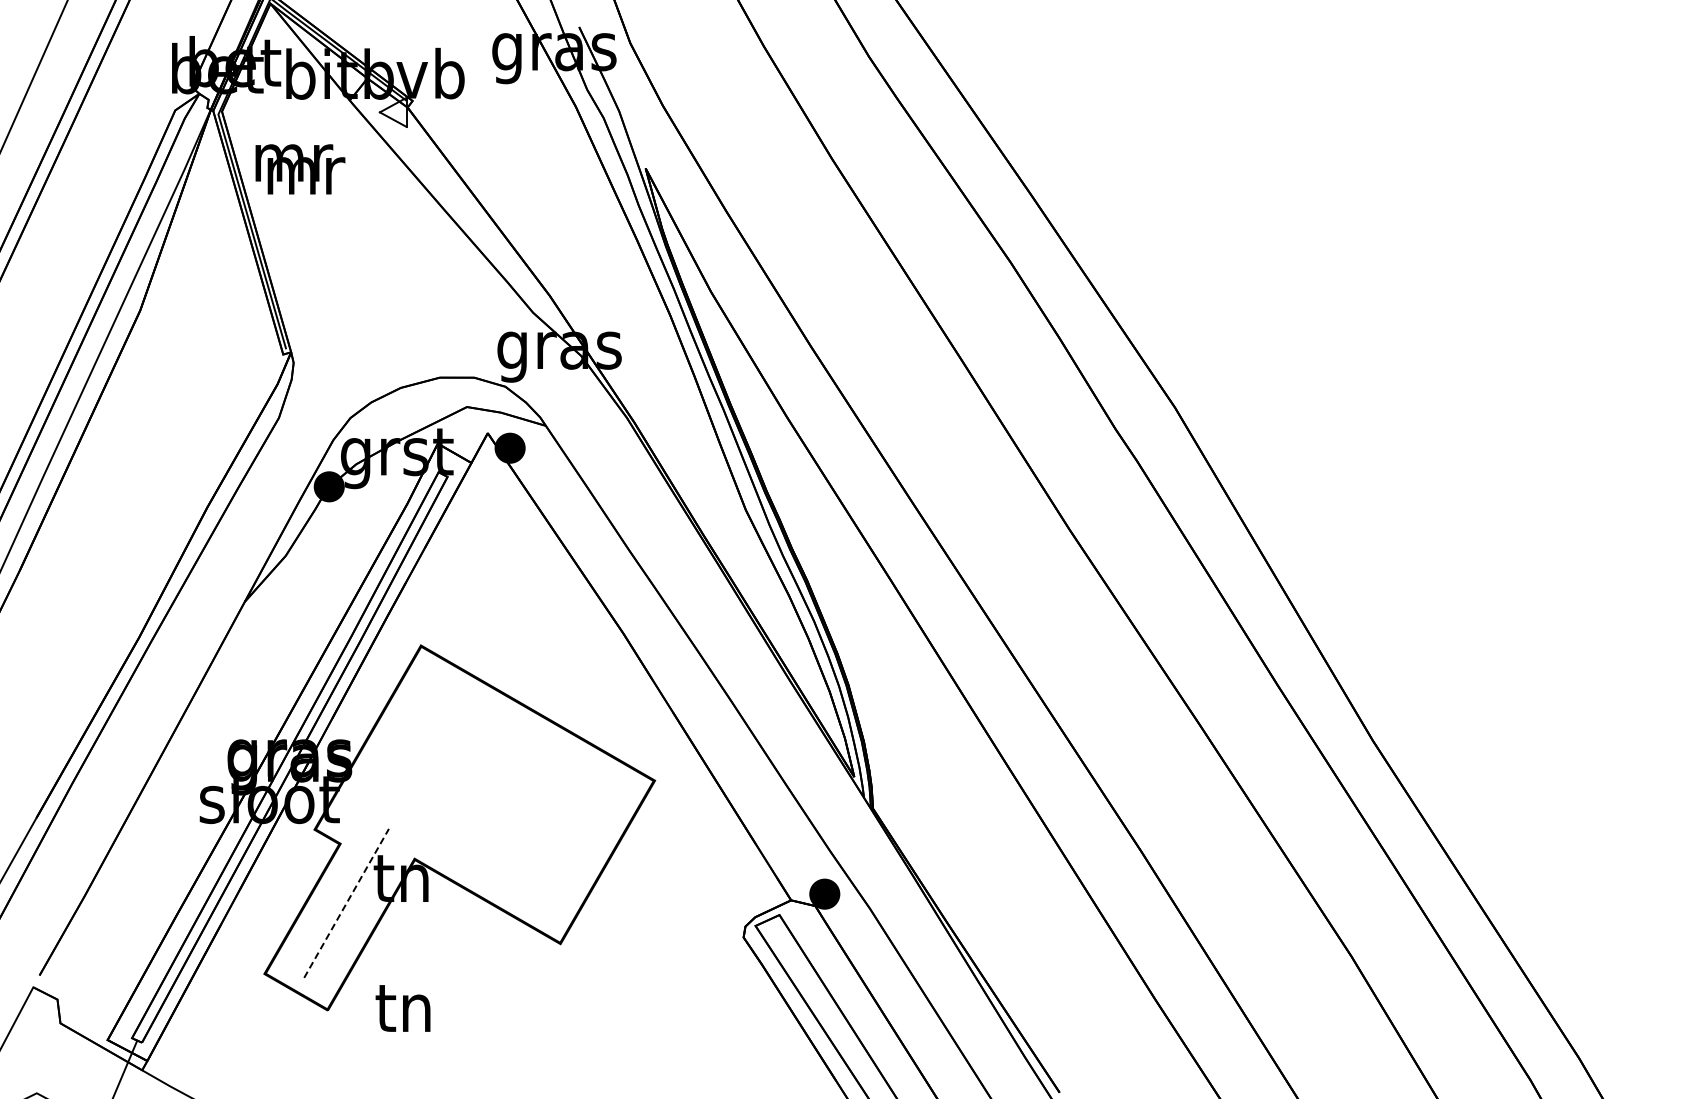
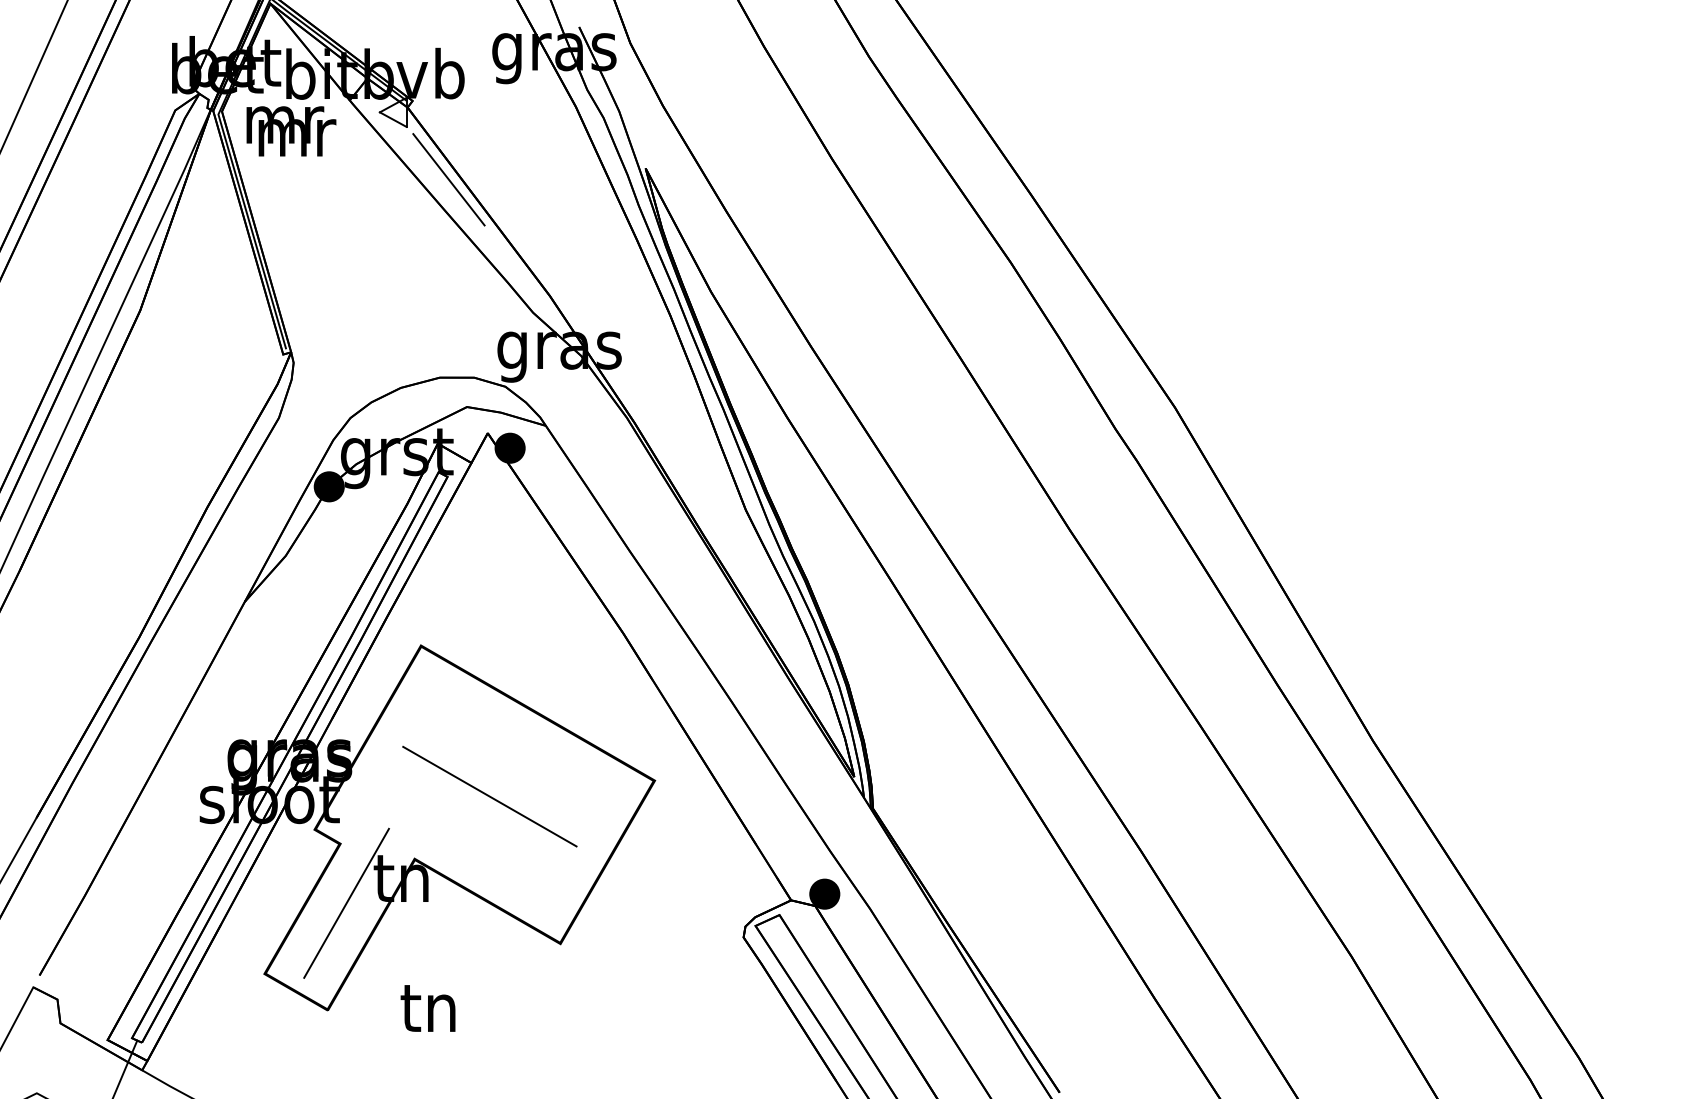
text position: (300, 169) -> (291, 131) (291, 131)
line: none -> present (448, 179)
line: none -> present (489, 796)
line: dashed -> solid (346, 903)
text position: (402, 1008) -> (427, 1008) (427, 1008)
